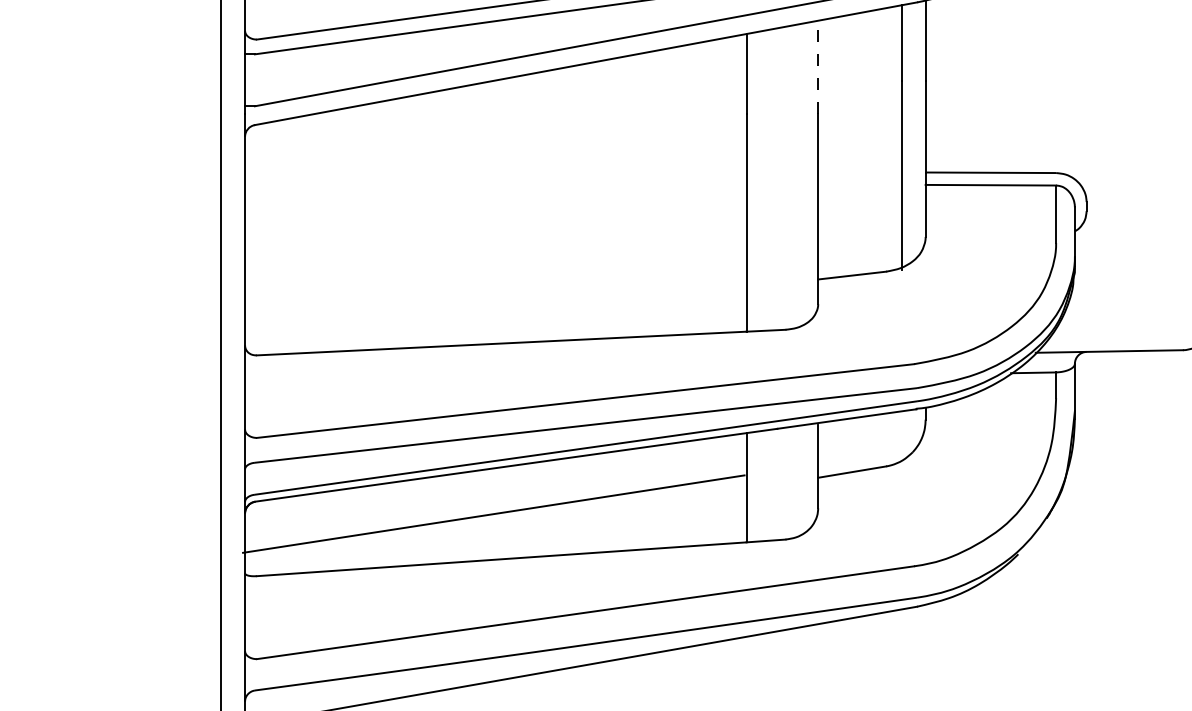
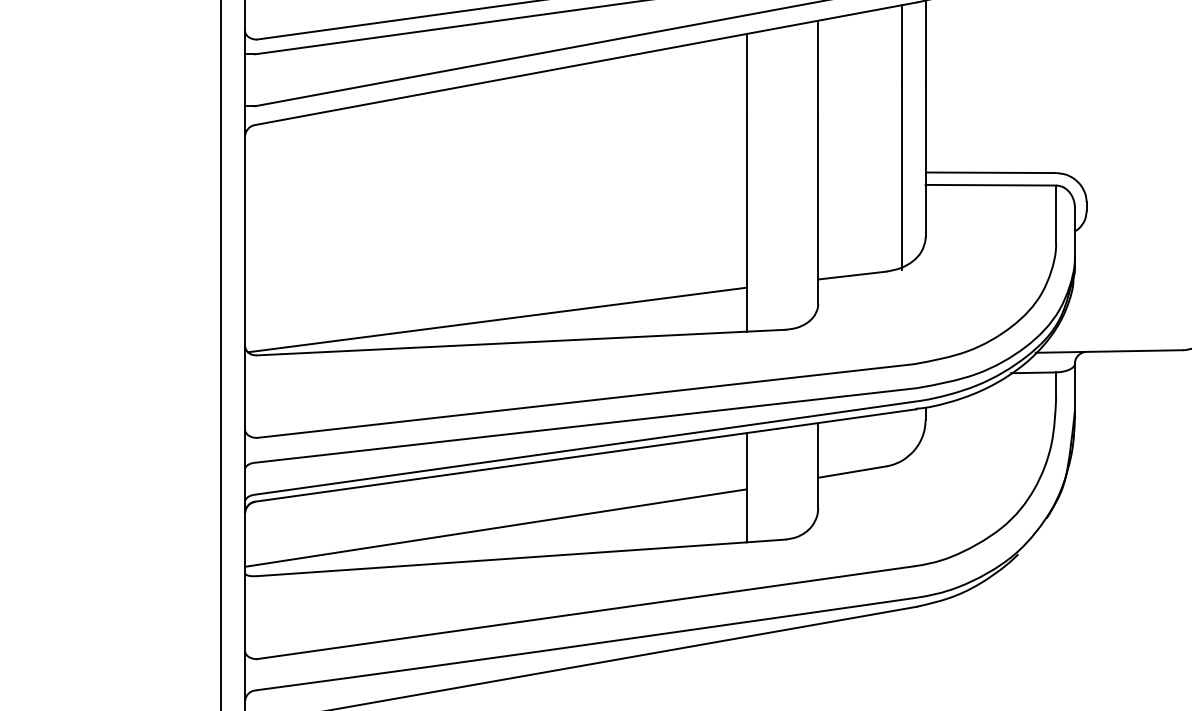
line: dashed -> solid (818, 67)
line: none -> present (497, 319)
line position: (493, 513) -> (495, 527) (495, 527)
